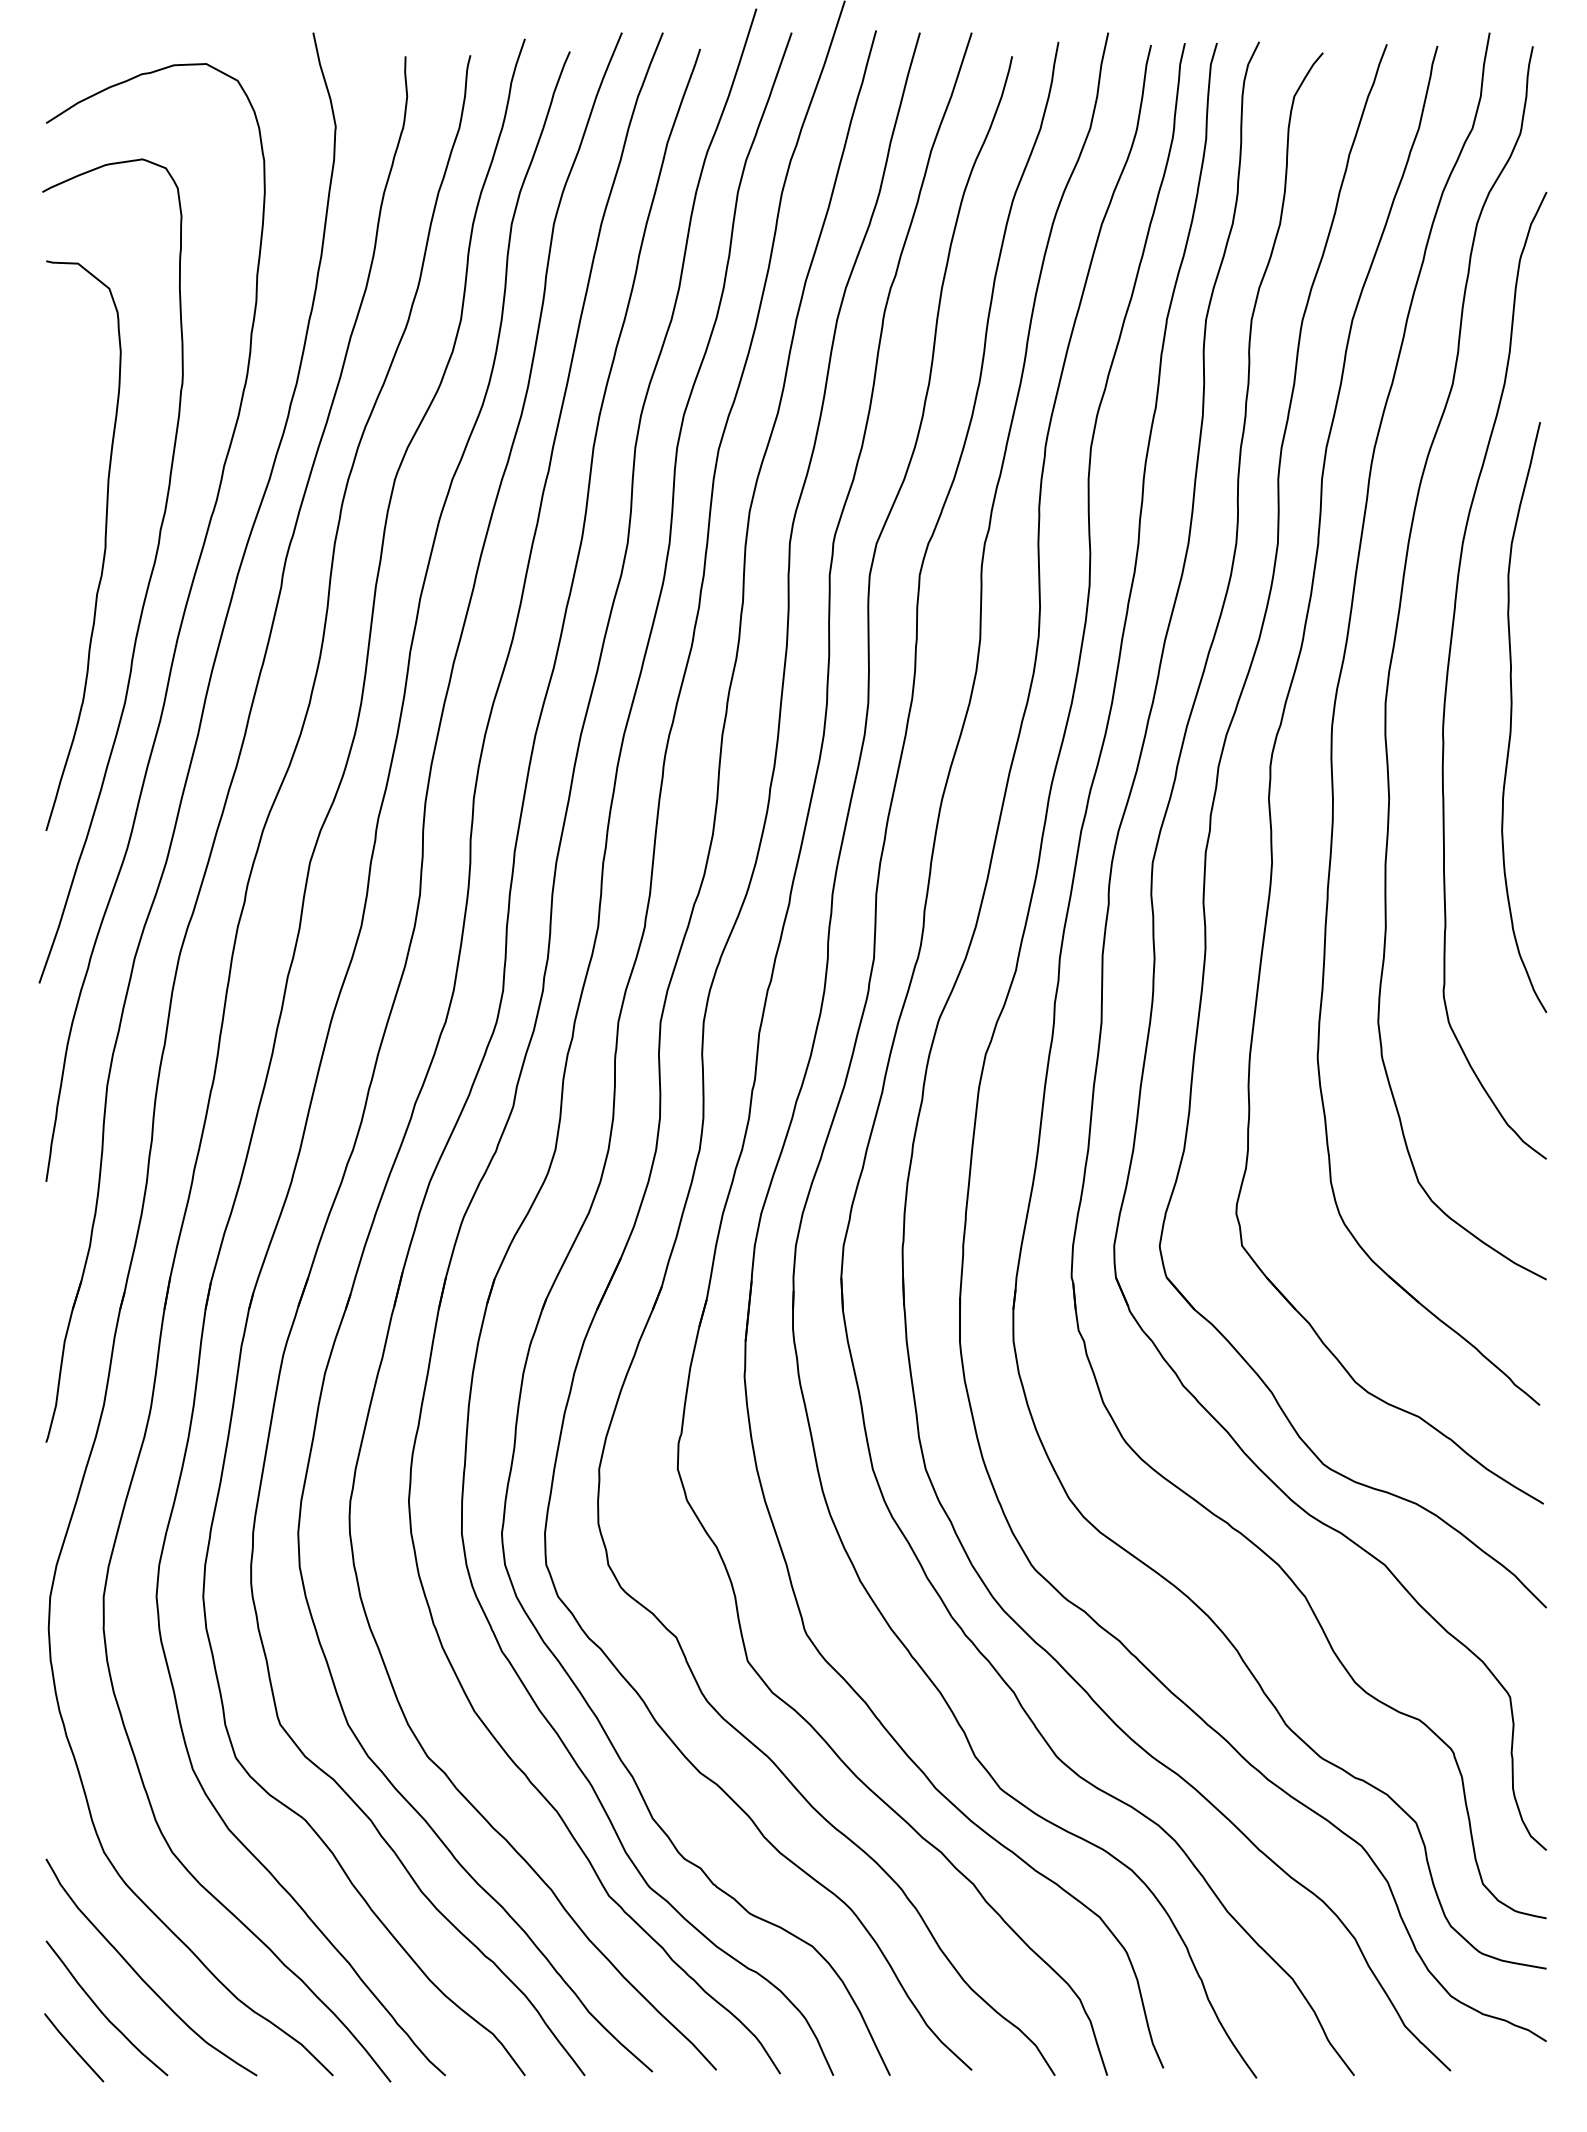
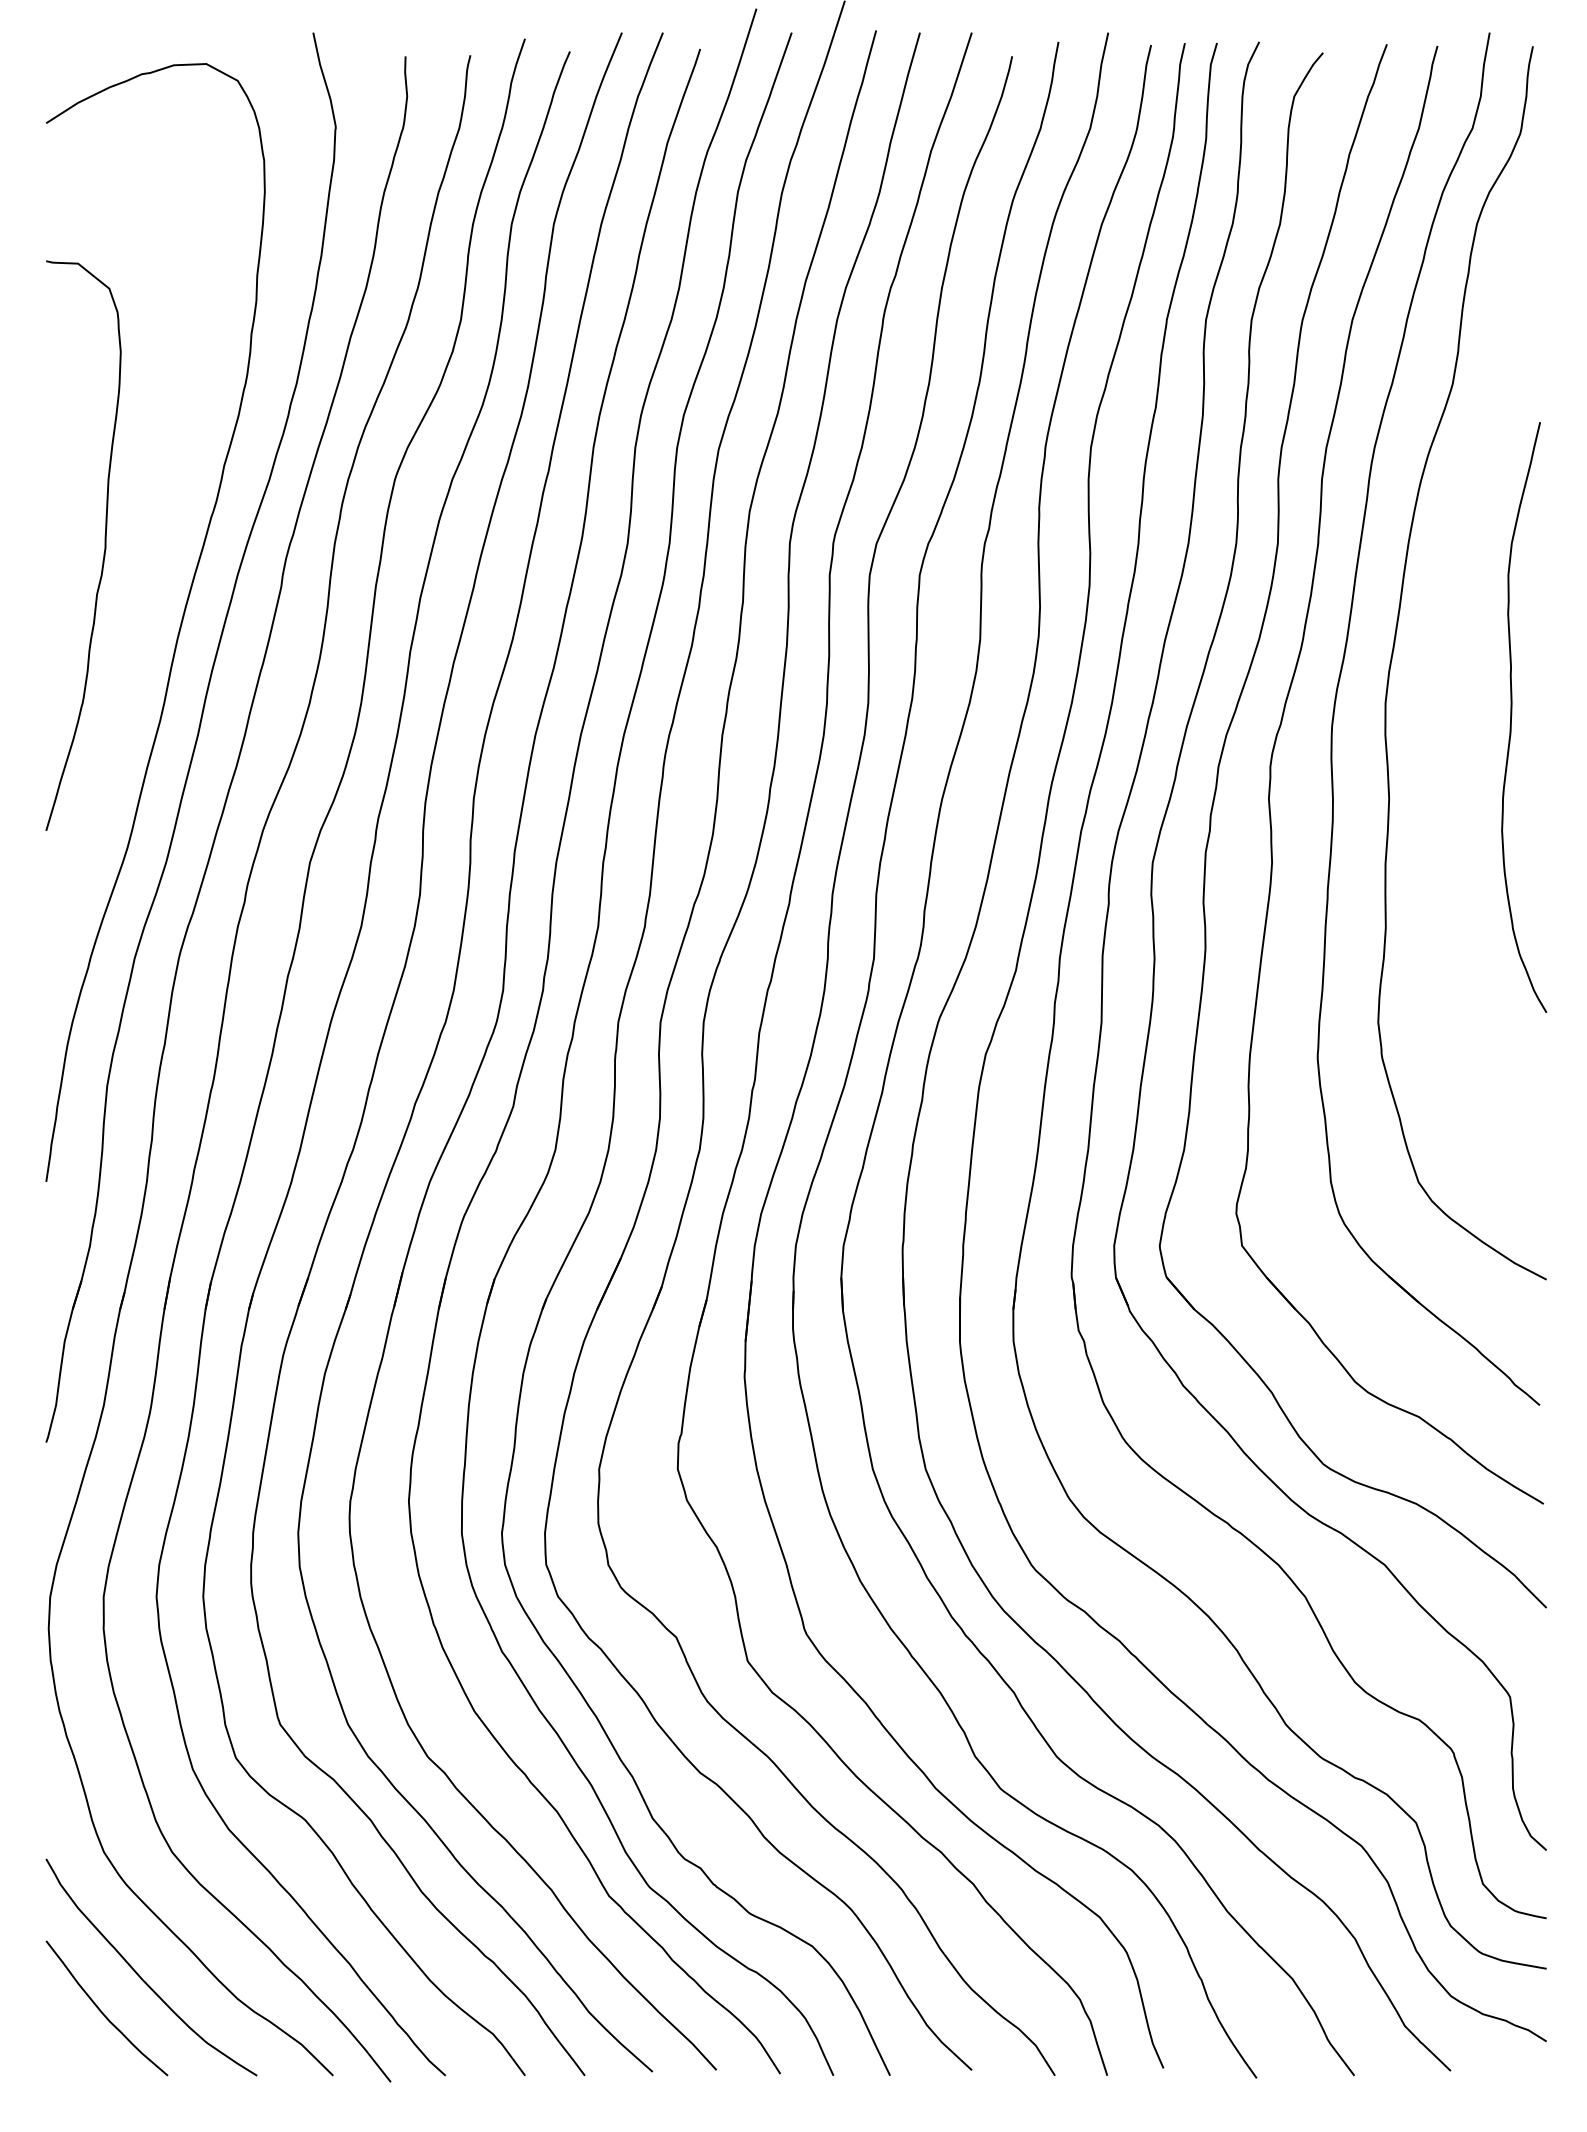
curve: present -> none (148, 580)
curve: present -> none (1449, 666)
line: present -> none (74, 2047)
